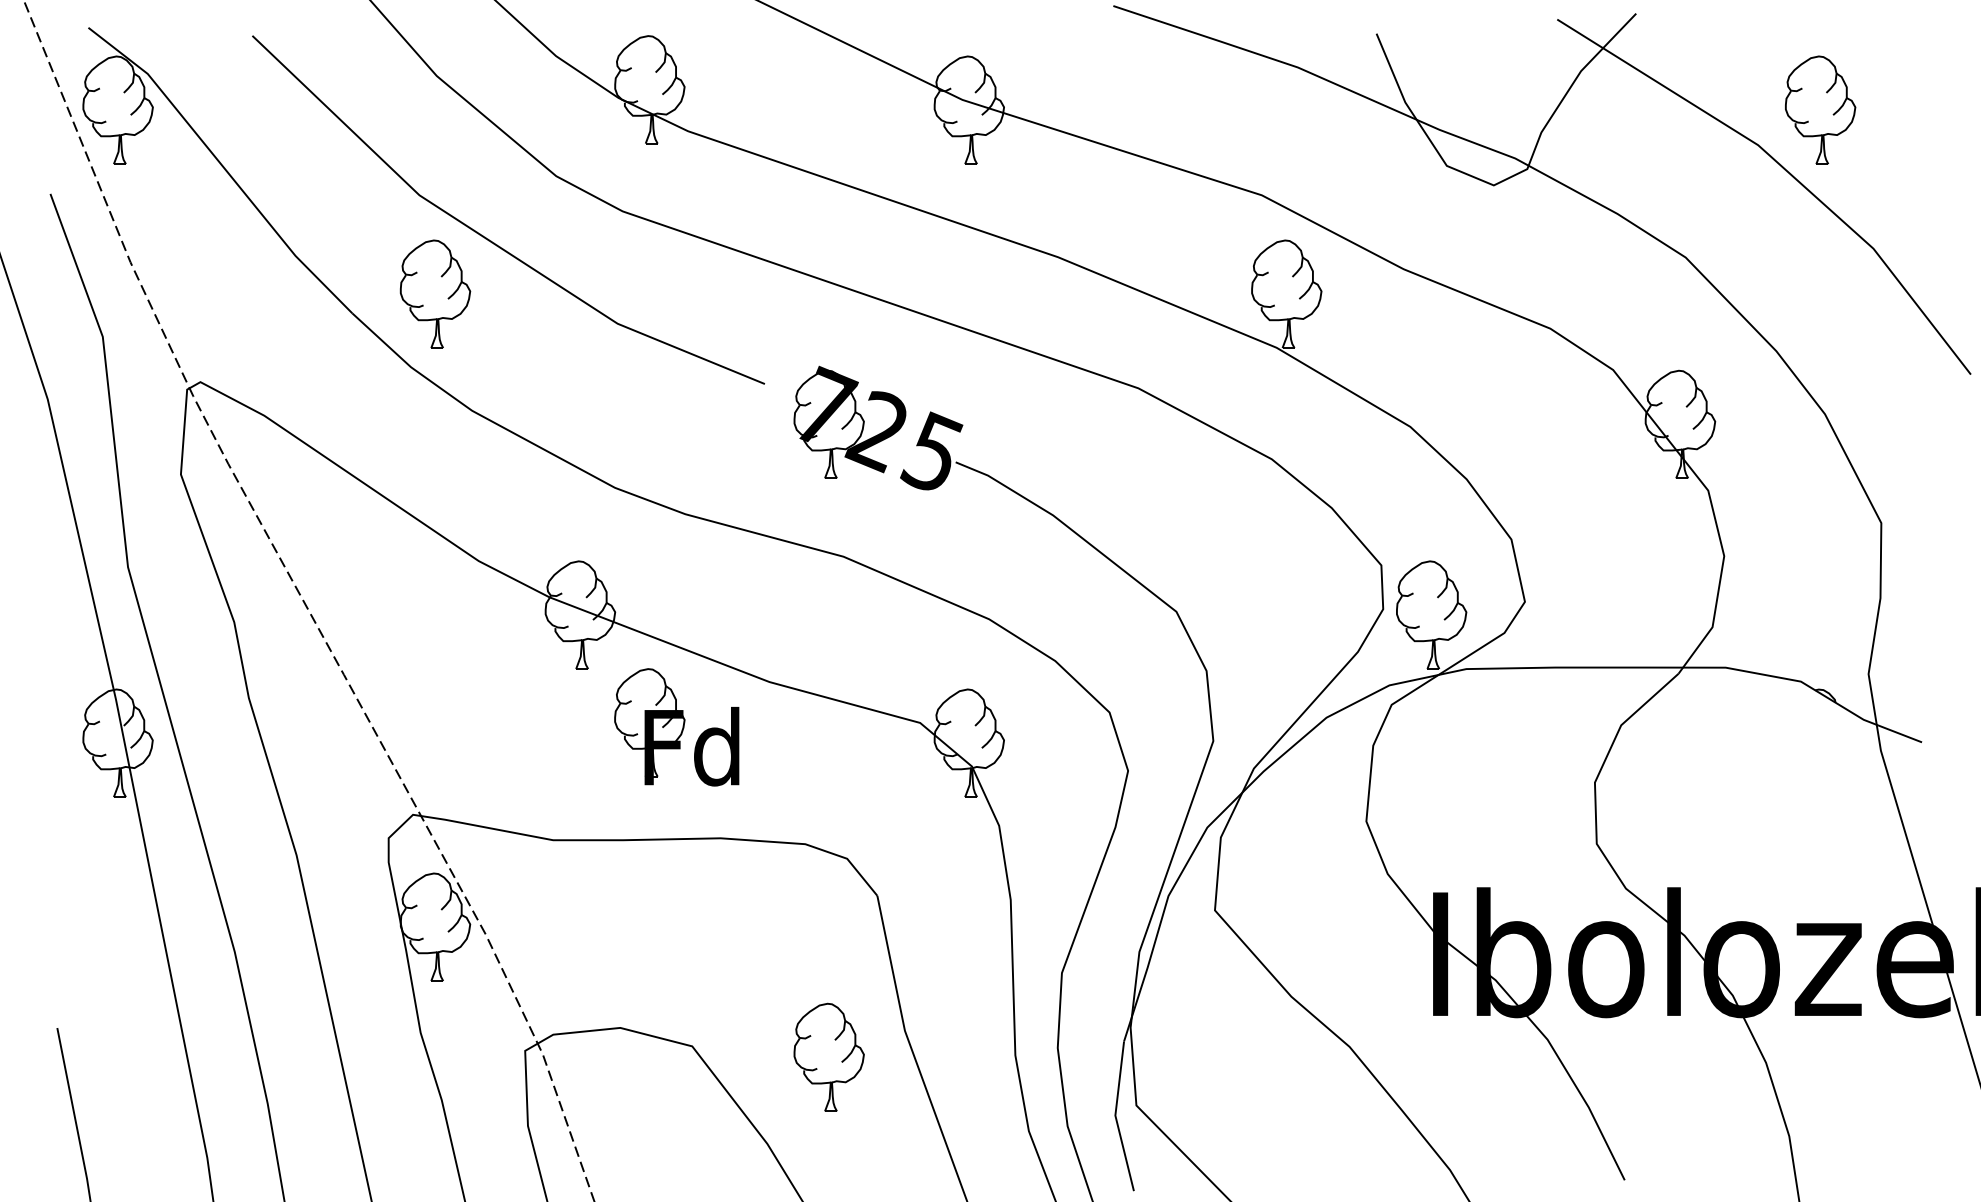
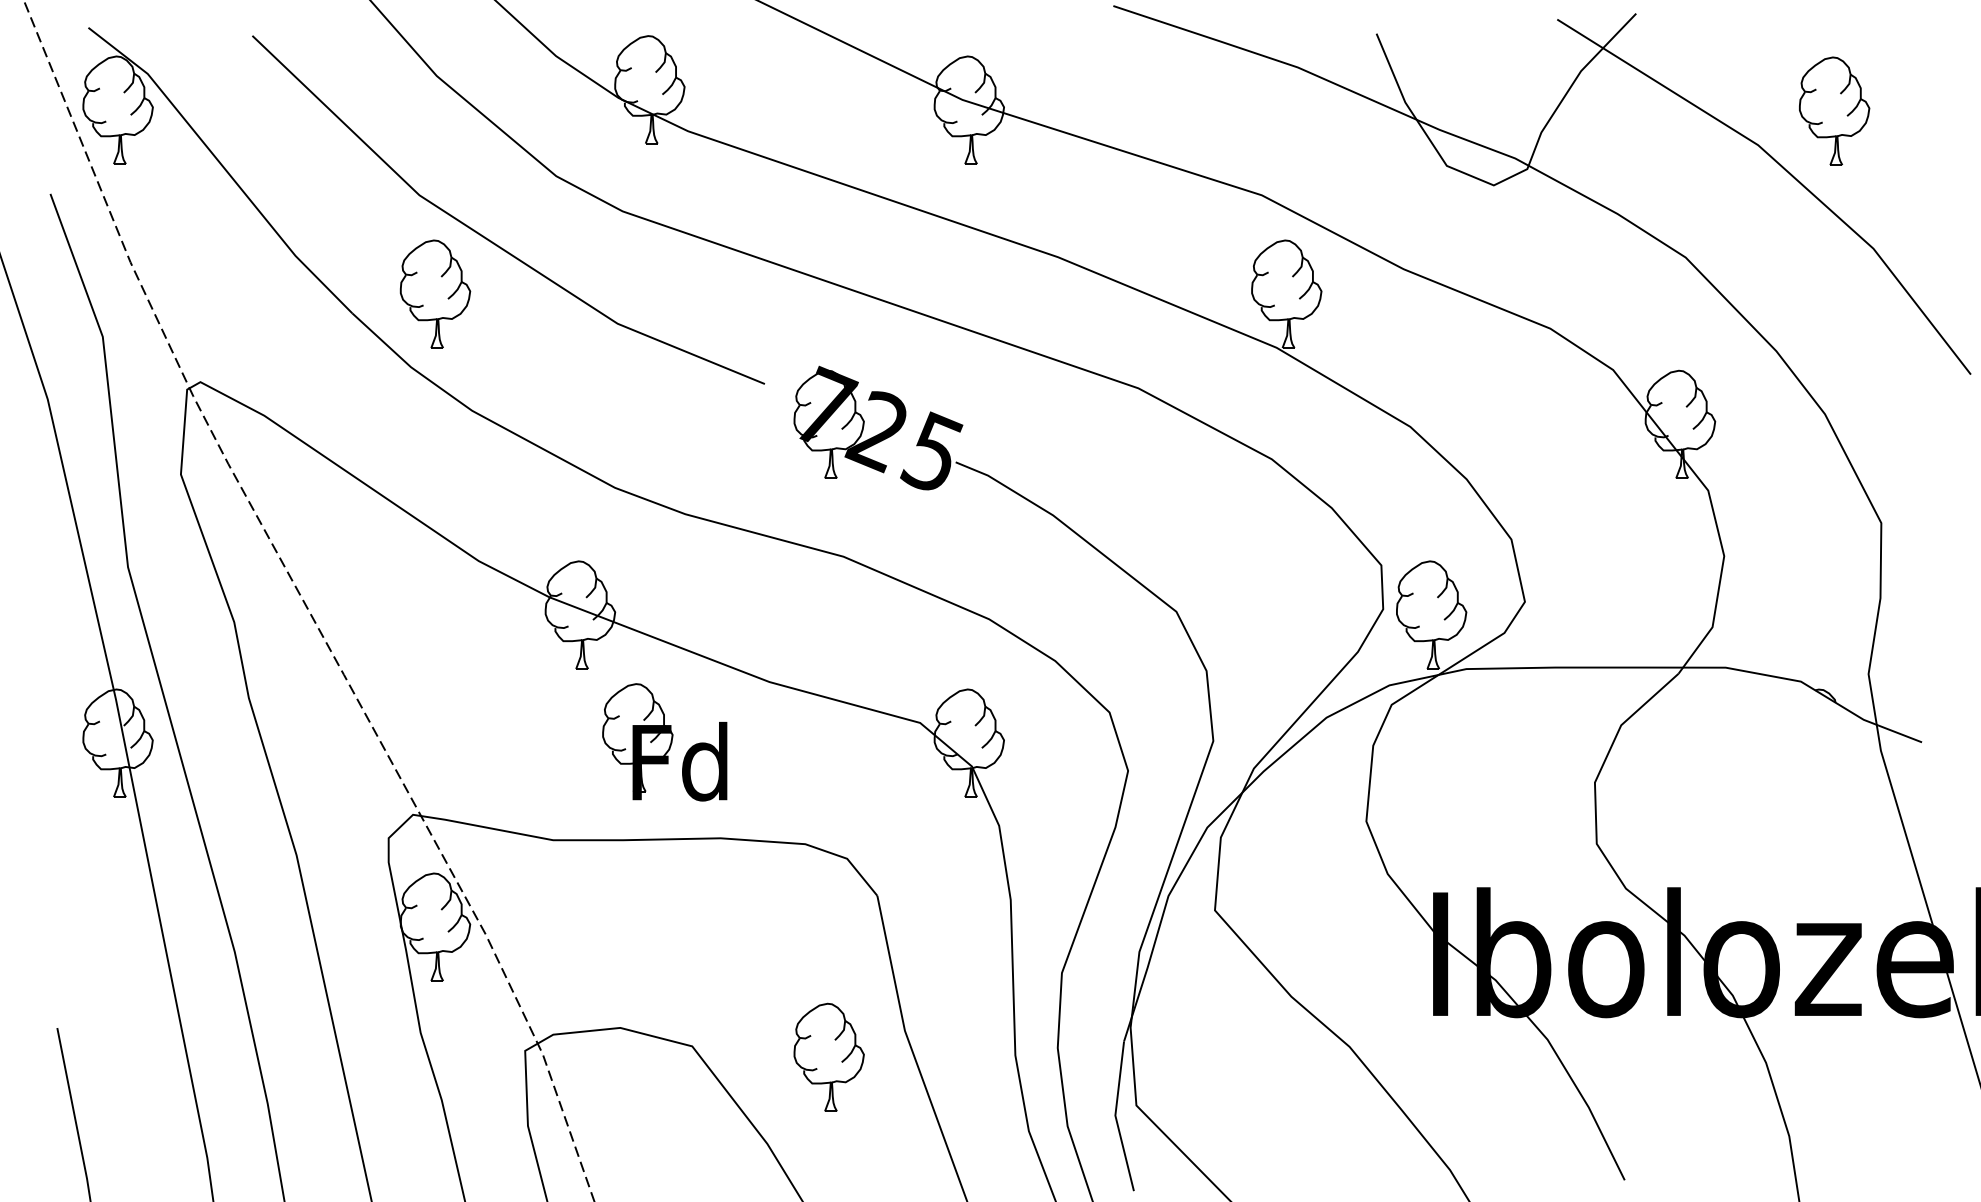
part position: (1820, 109) -> (1834, 110) (1834, 110)
part position: (676, 727) -> (664, 742) (664, 742)
